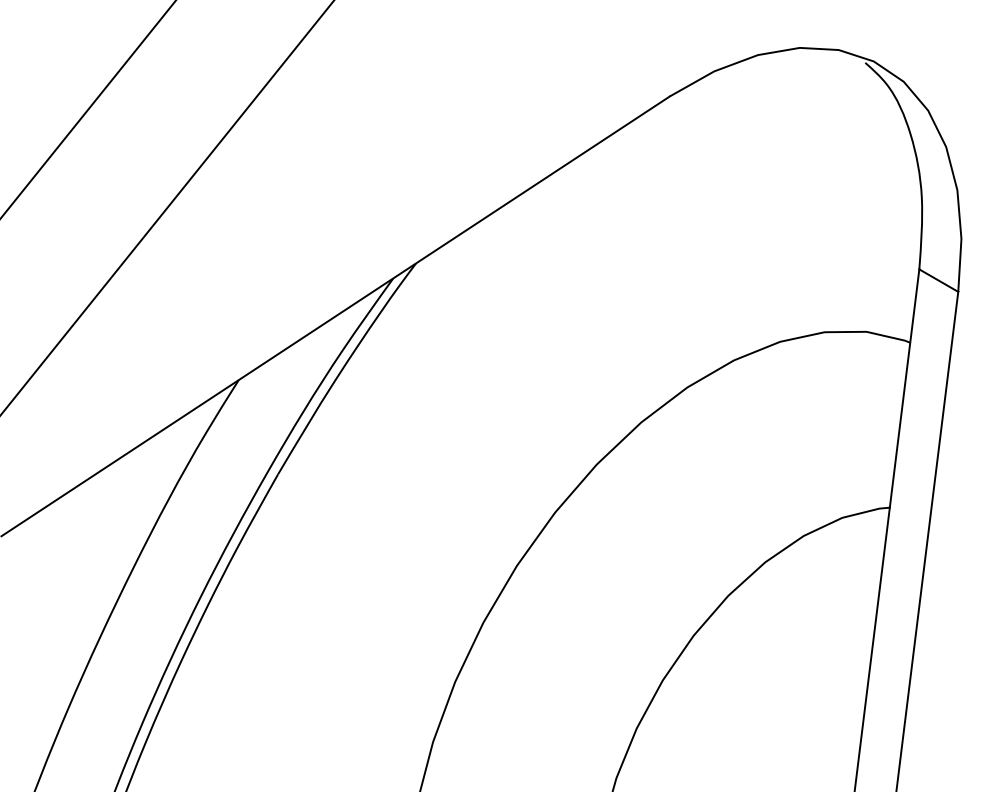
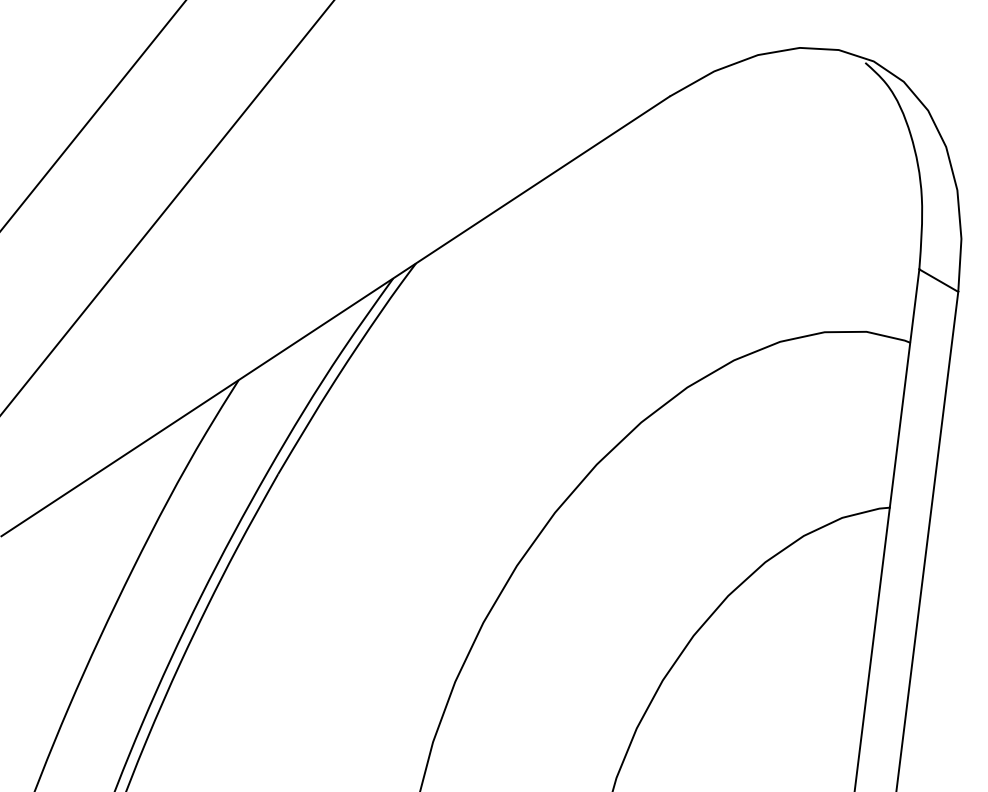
line position: (88, 109) -> (93, 115) (93, 115)
